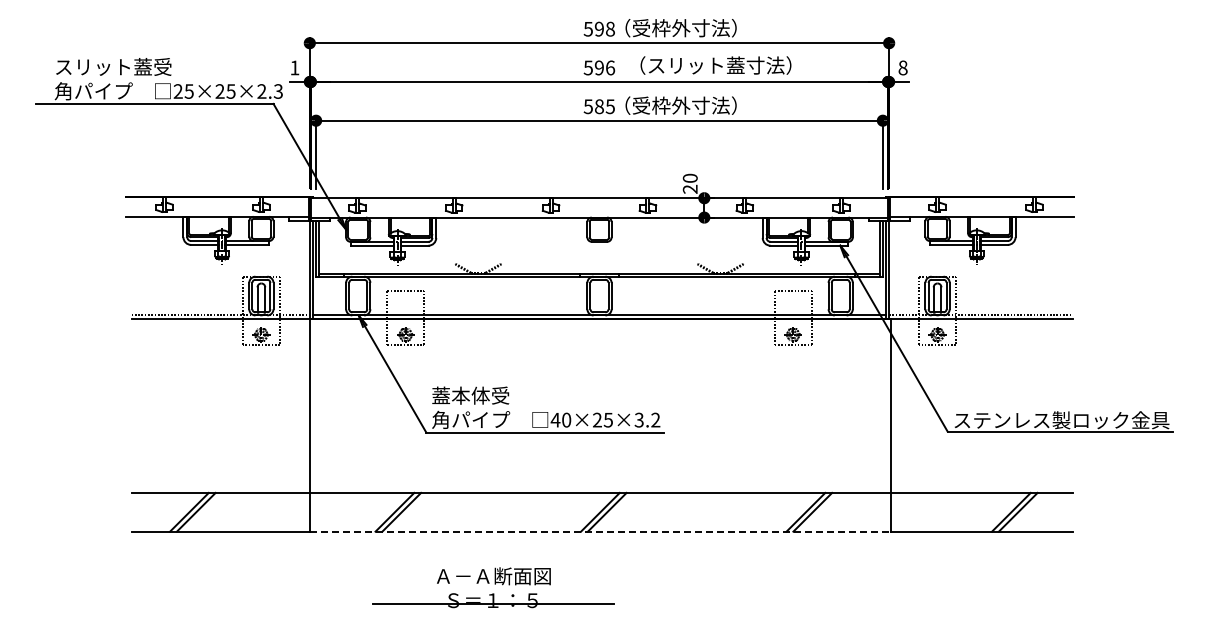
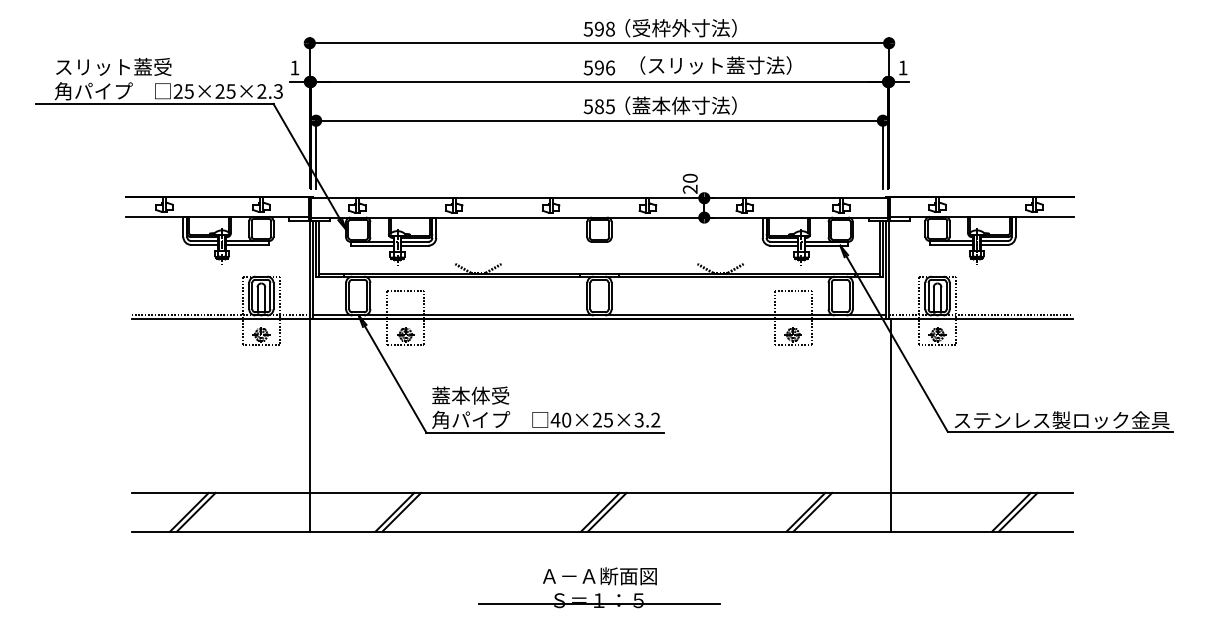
text: 8 -> 1 (902, 67)
text: （受枠外寸法） -> （蓋本体寸法） (661, 105)
line: dashed -> solid (600, 531)
part position: (493, 587) -> (599, 587) (599, 587)
